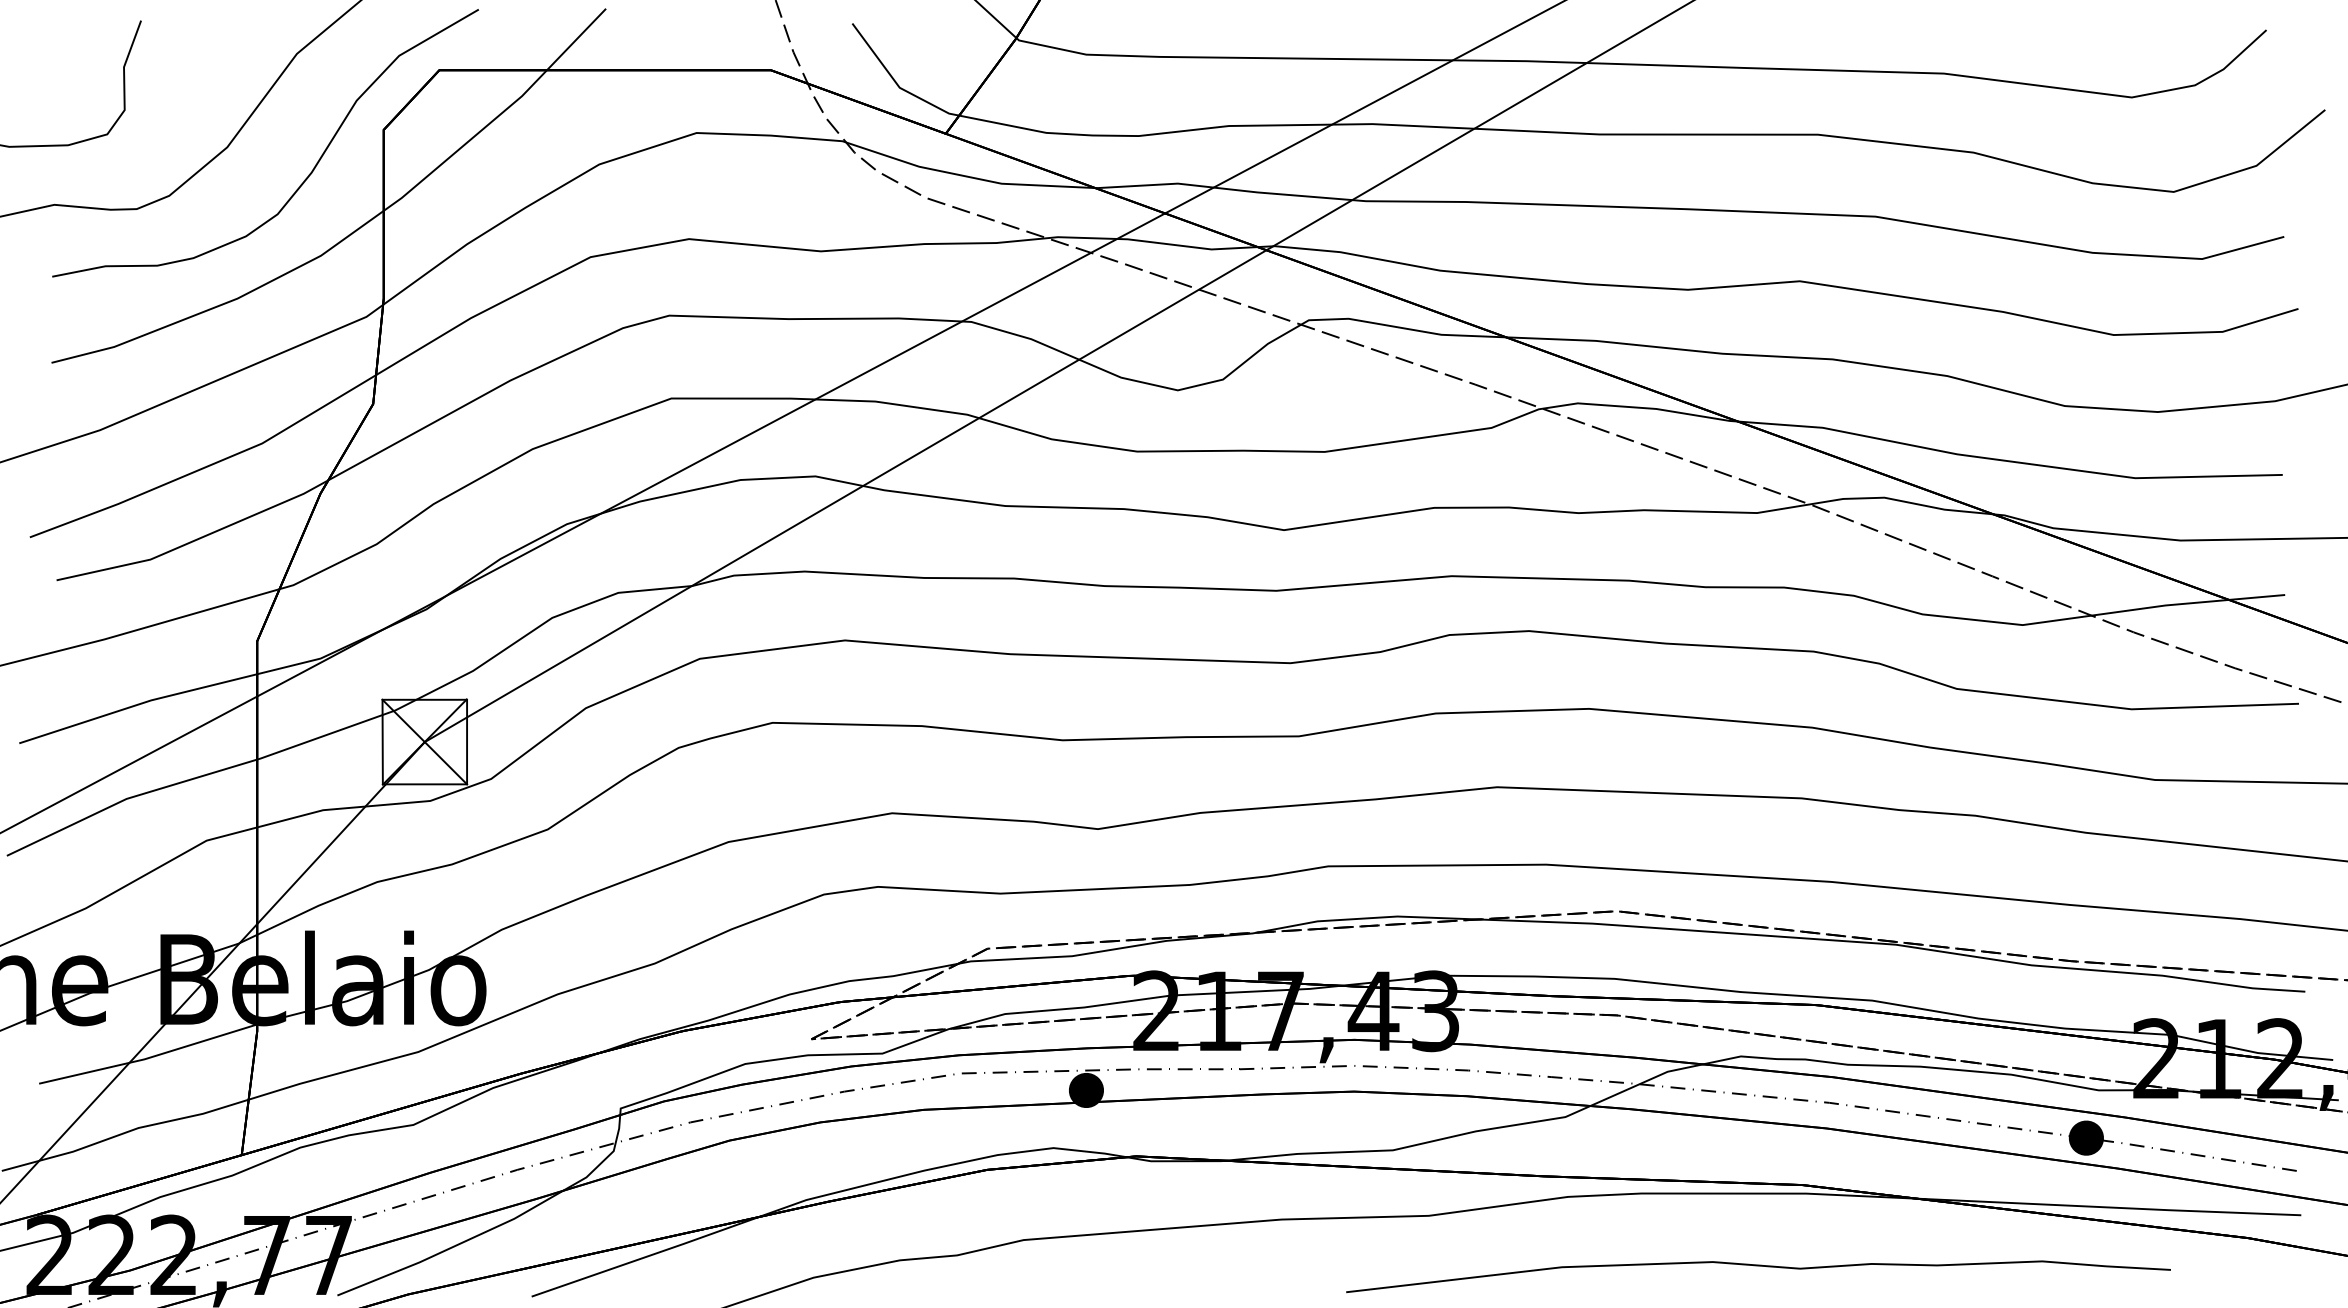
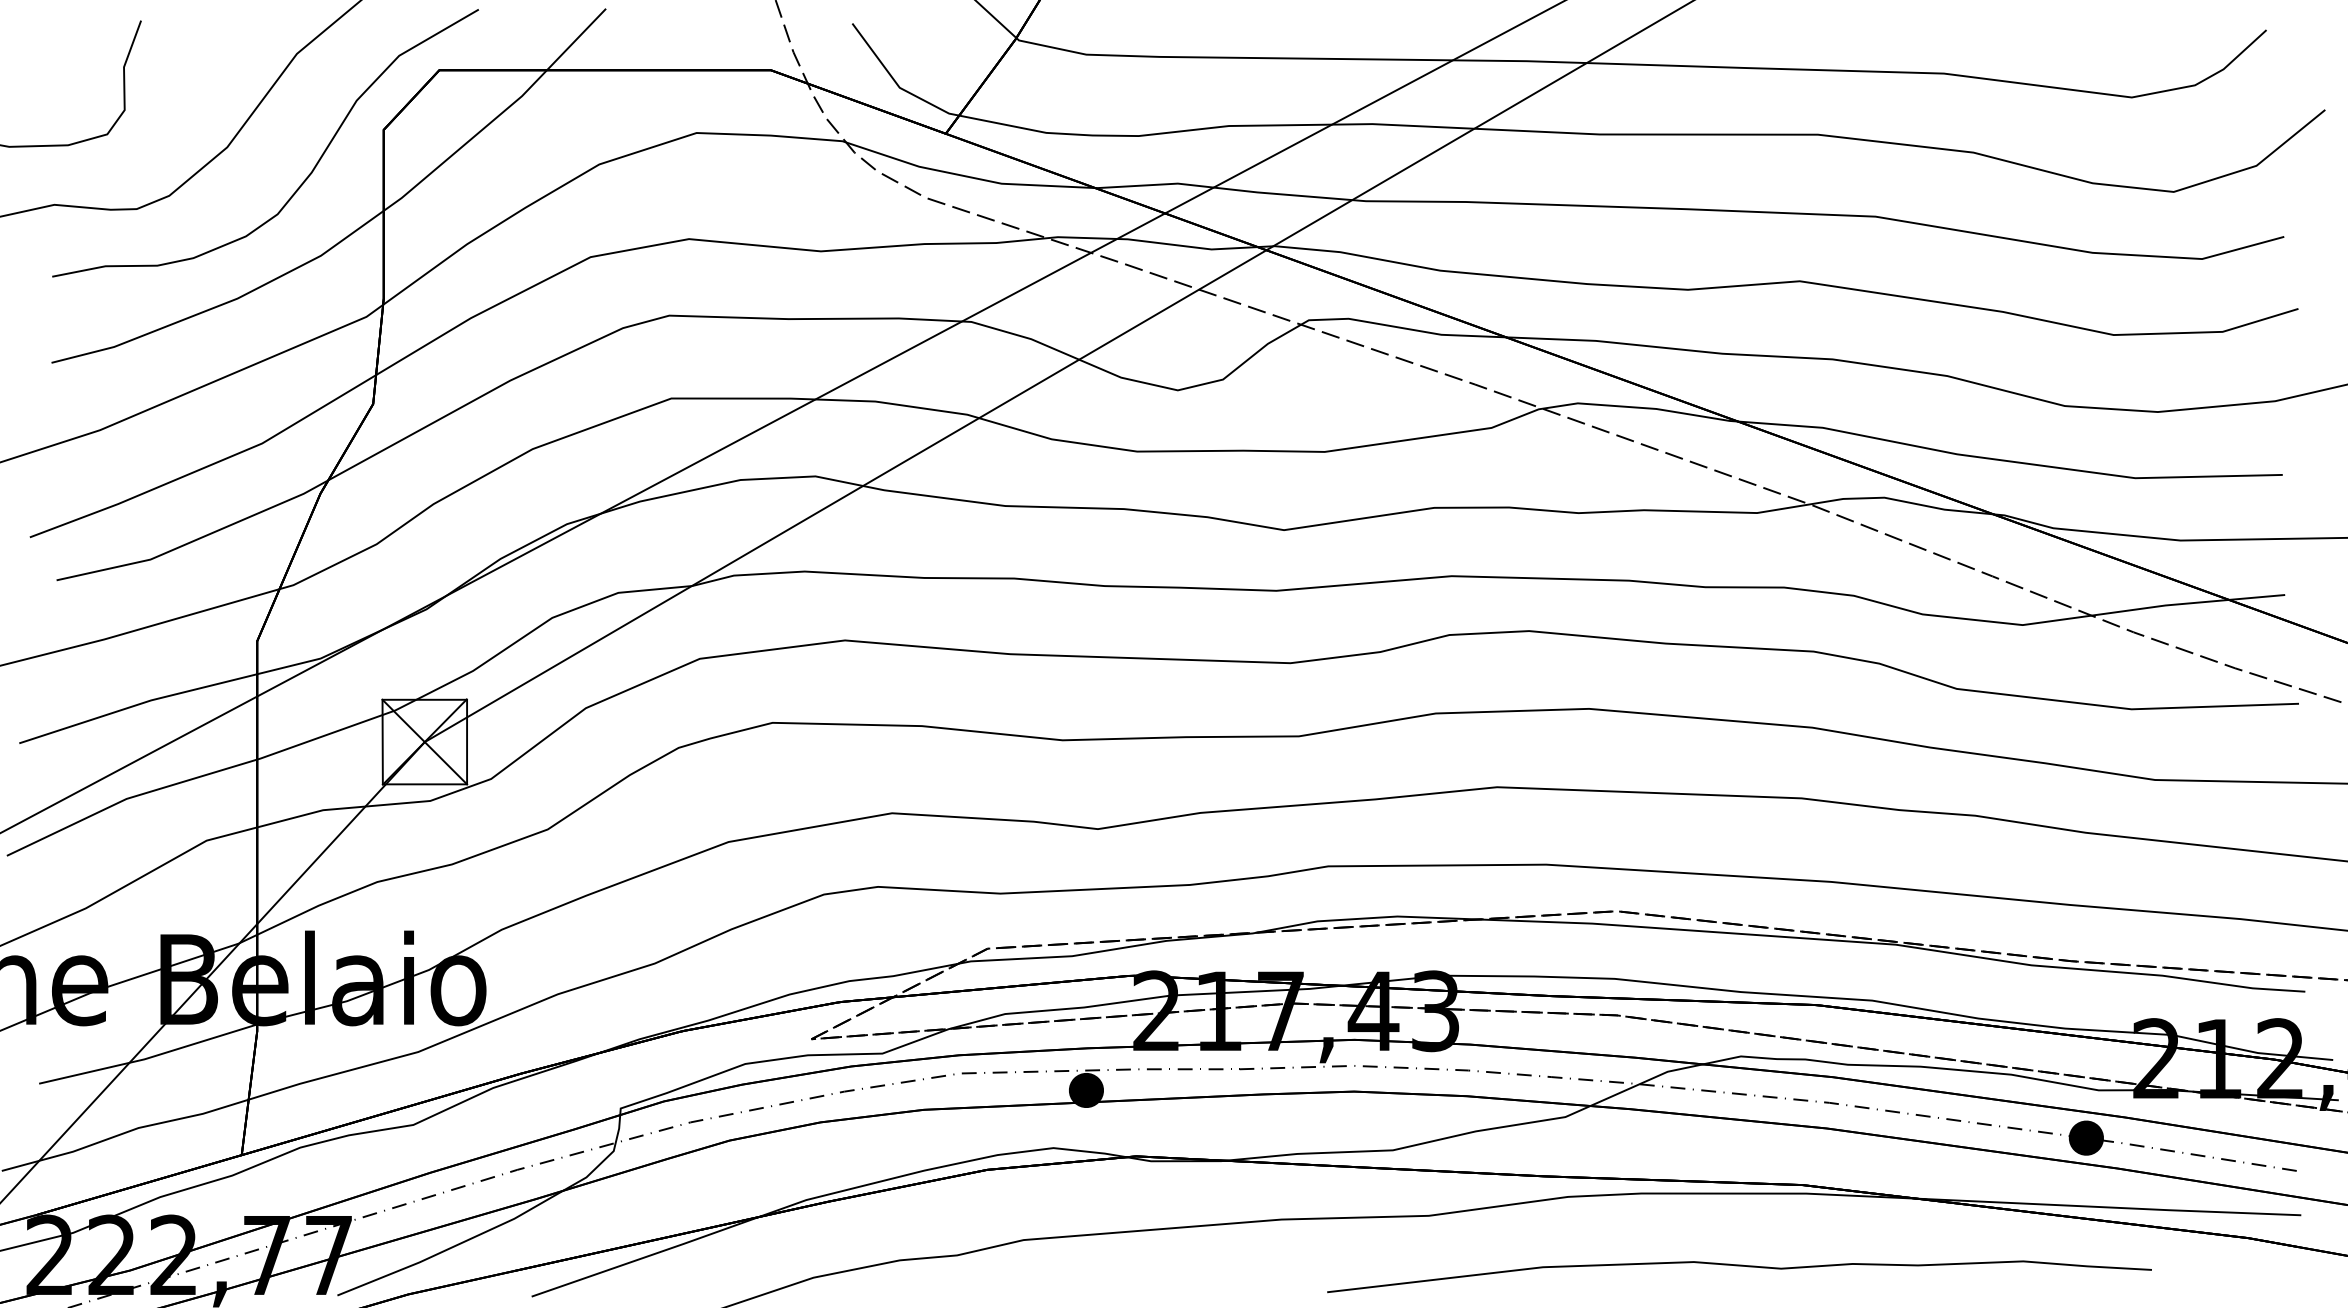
curve position: (1758, 1266) -> (1739, 1266) (1739, 1266)
